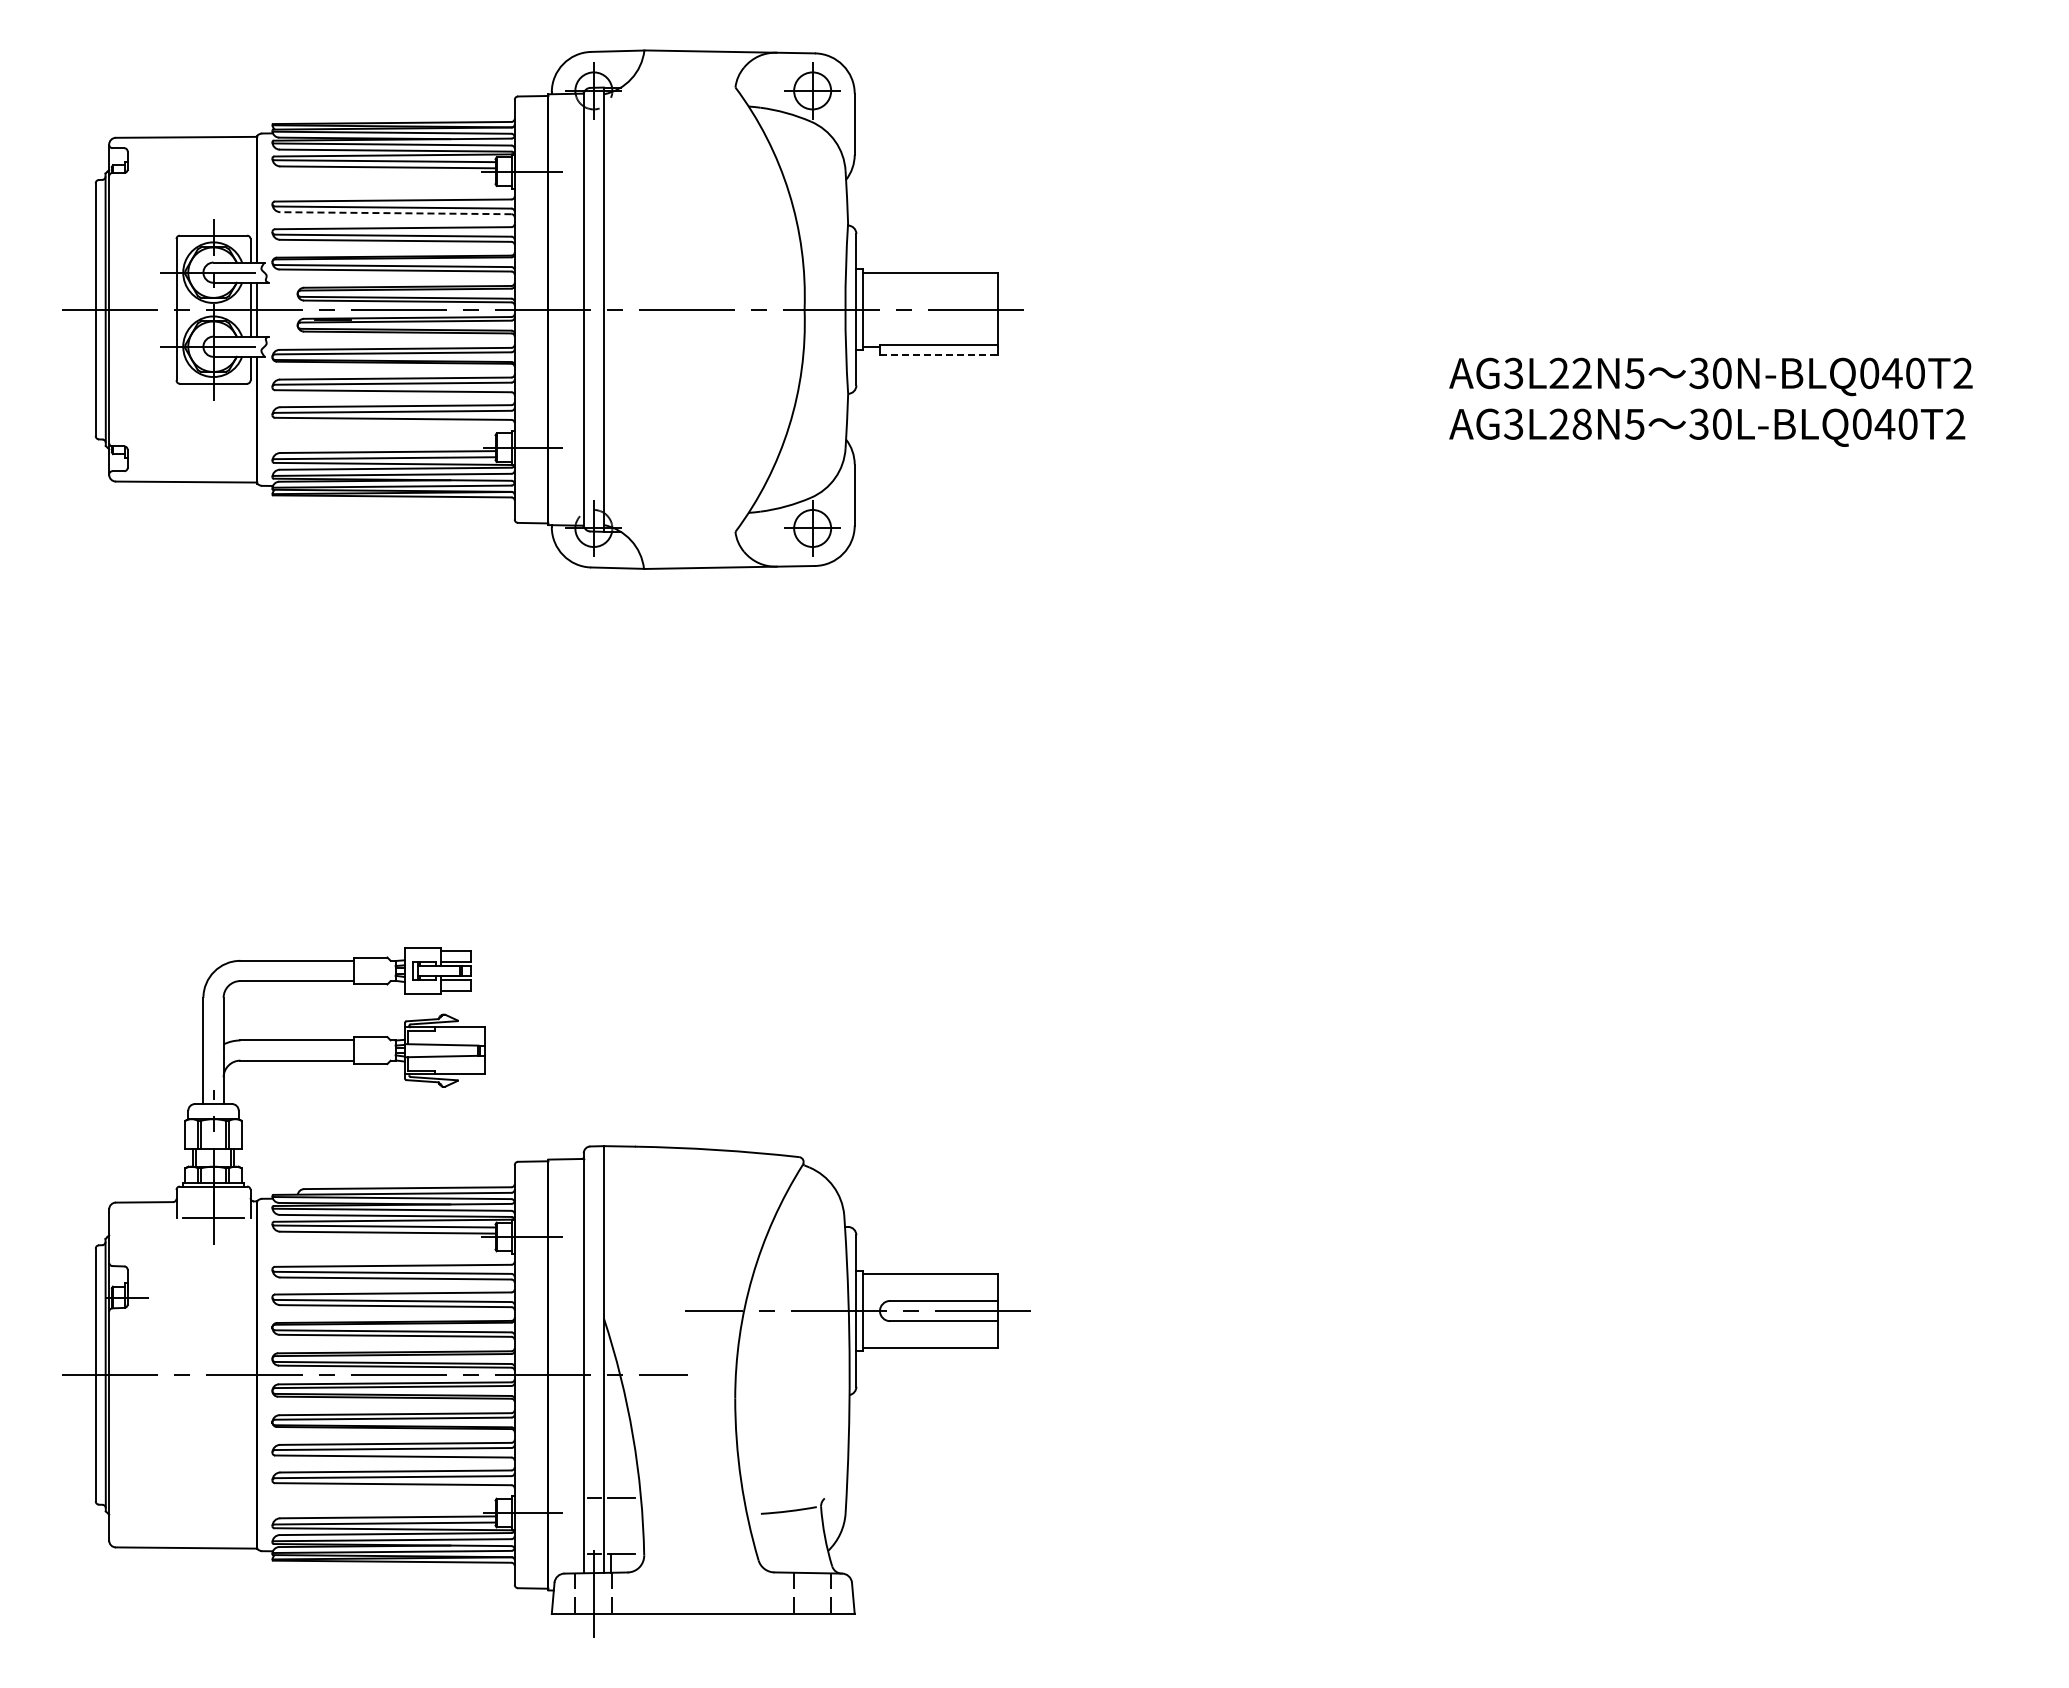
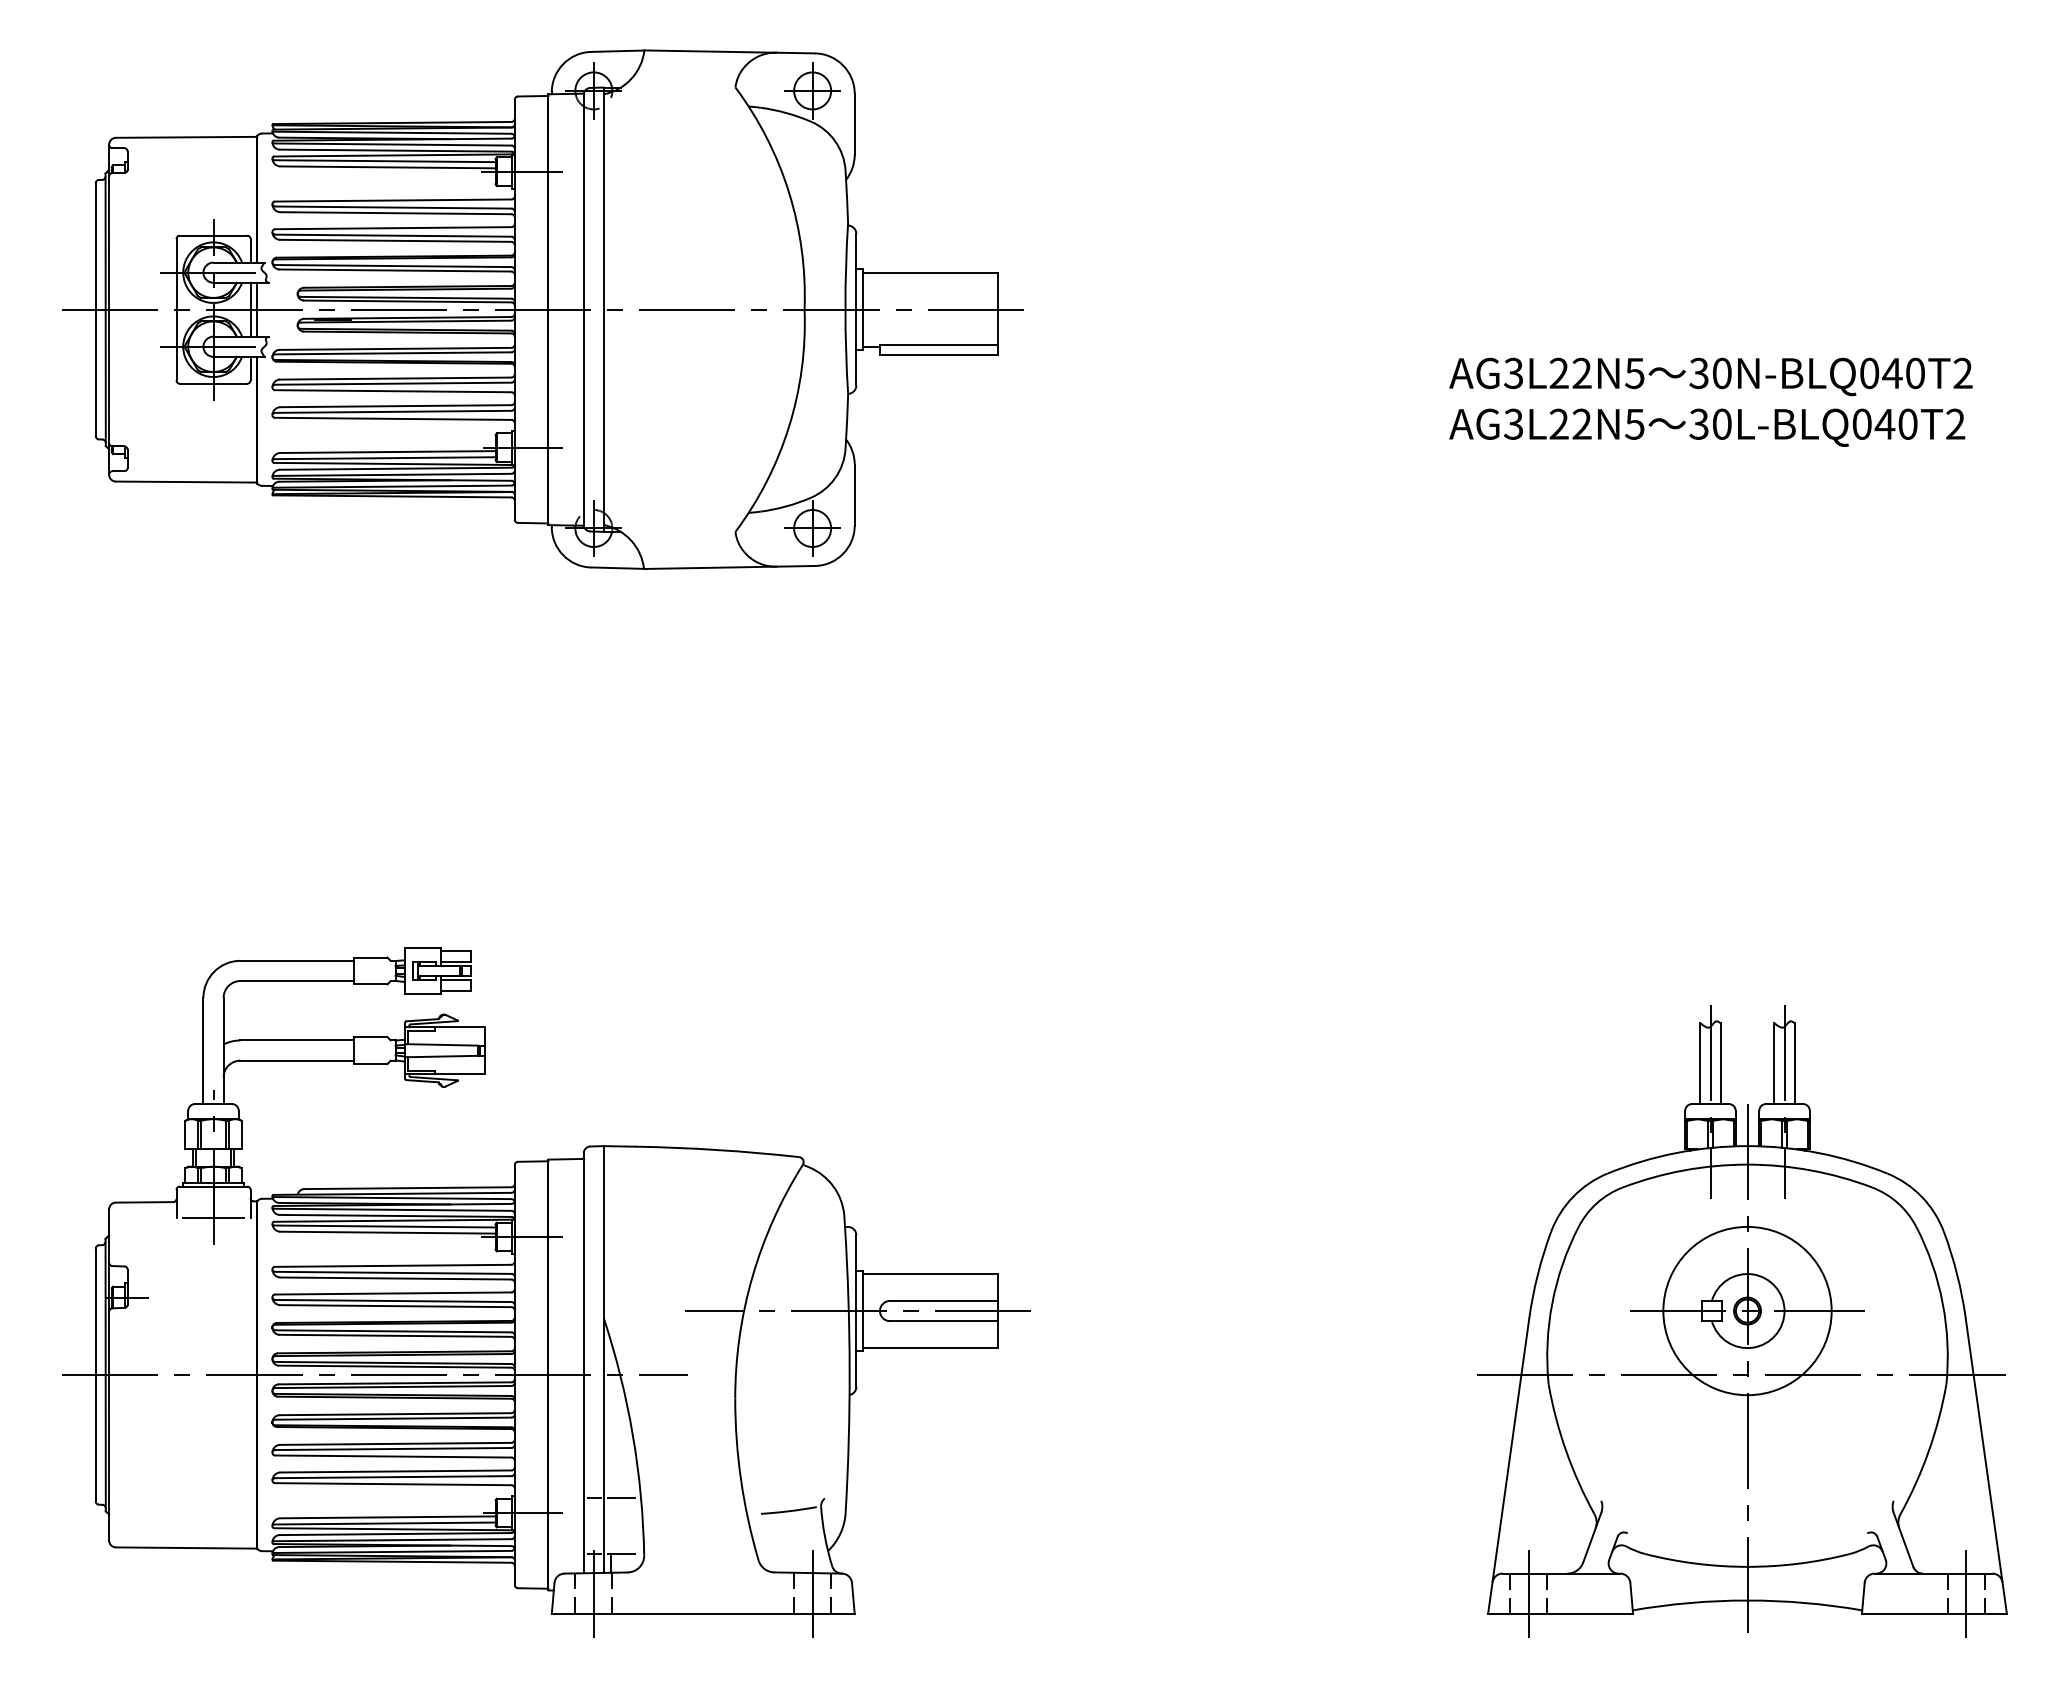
line: dashed -> solid (395, 213)
line: dashed -> solid (938, 355)
text: AG3L28N5 -> AG3L22N5 (1581, 423)
part: none -> present (1742, 1321)
line: none -> present (812, 1593)
